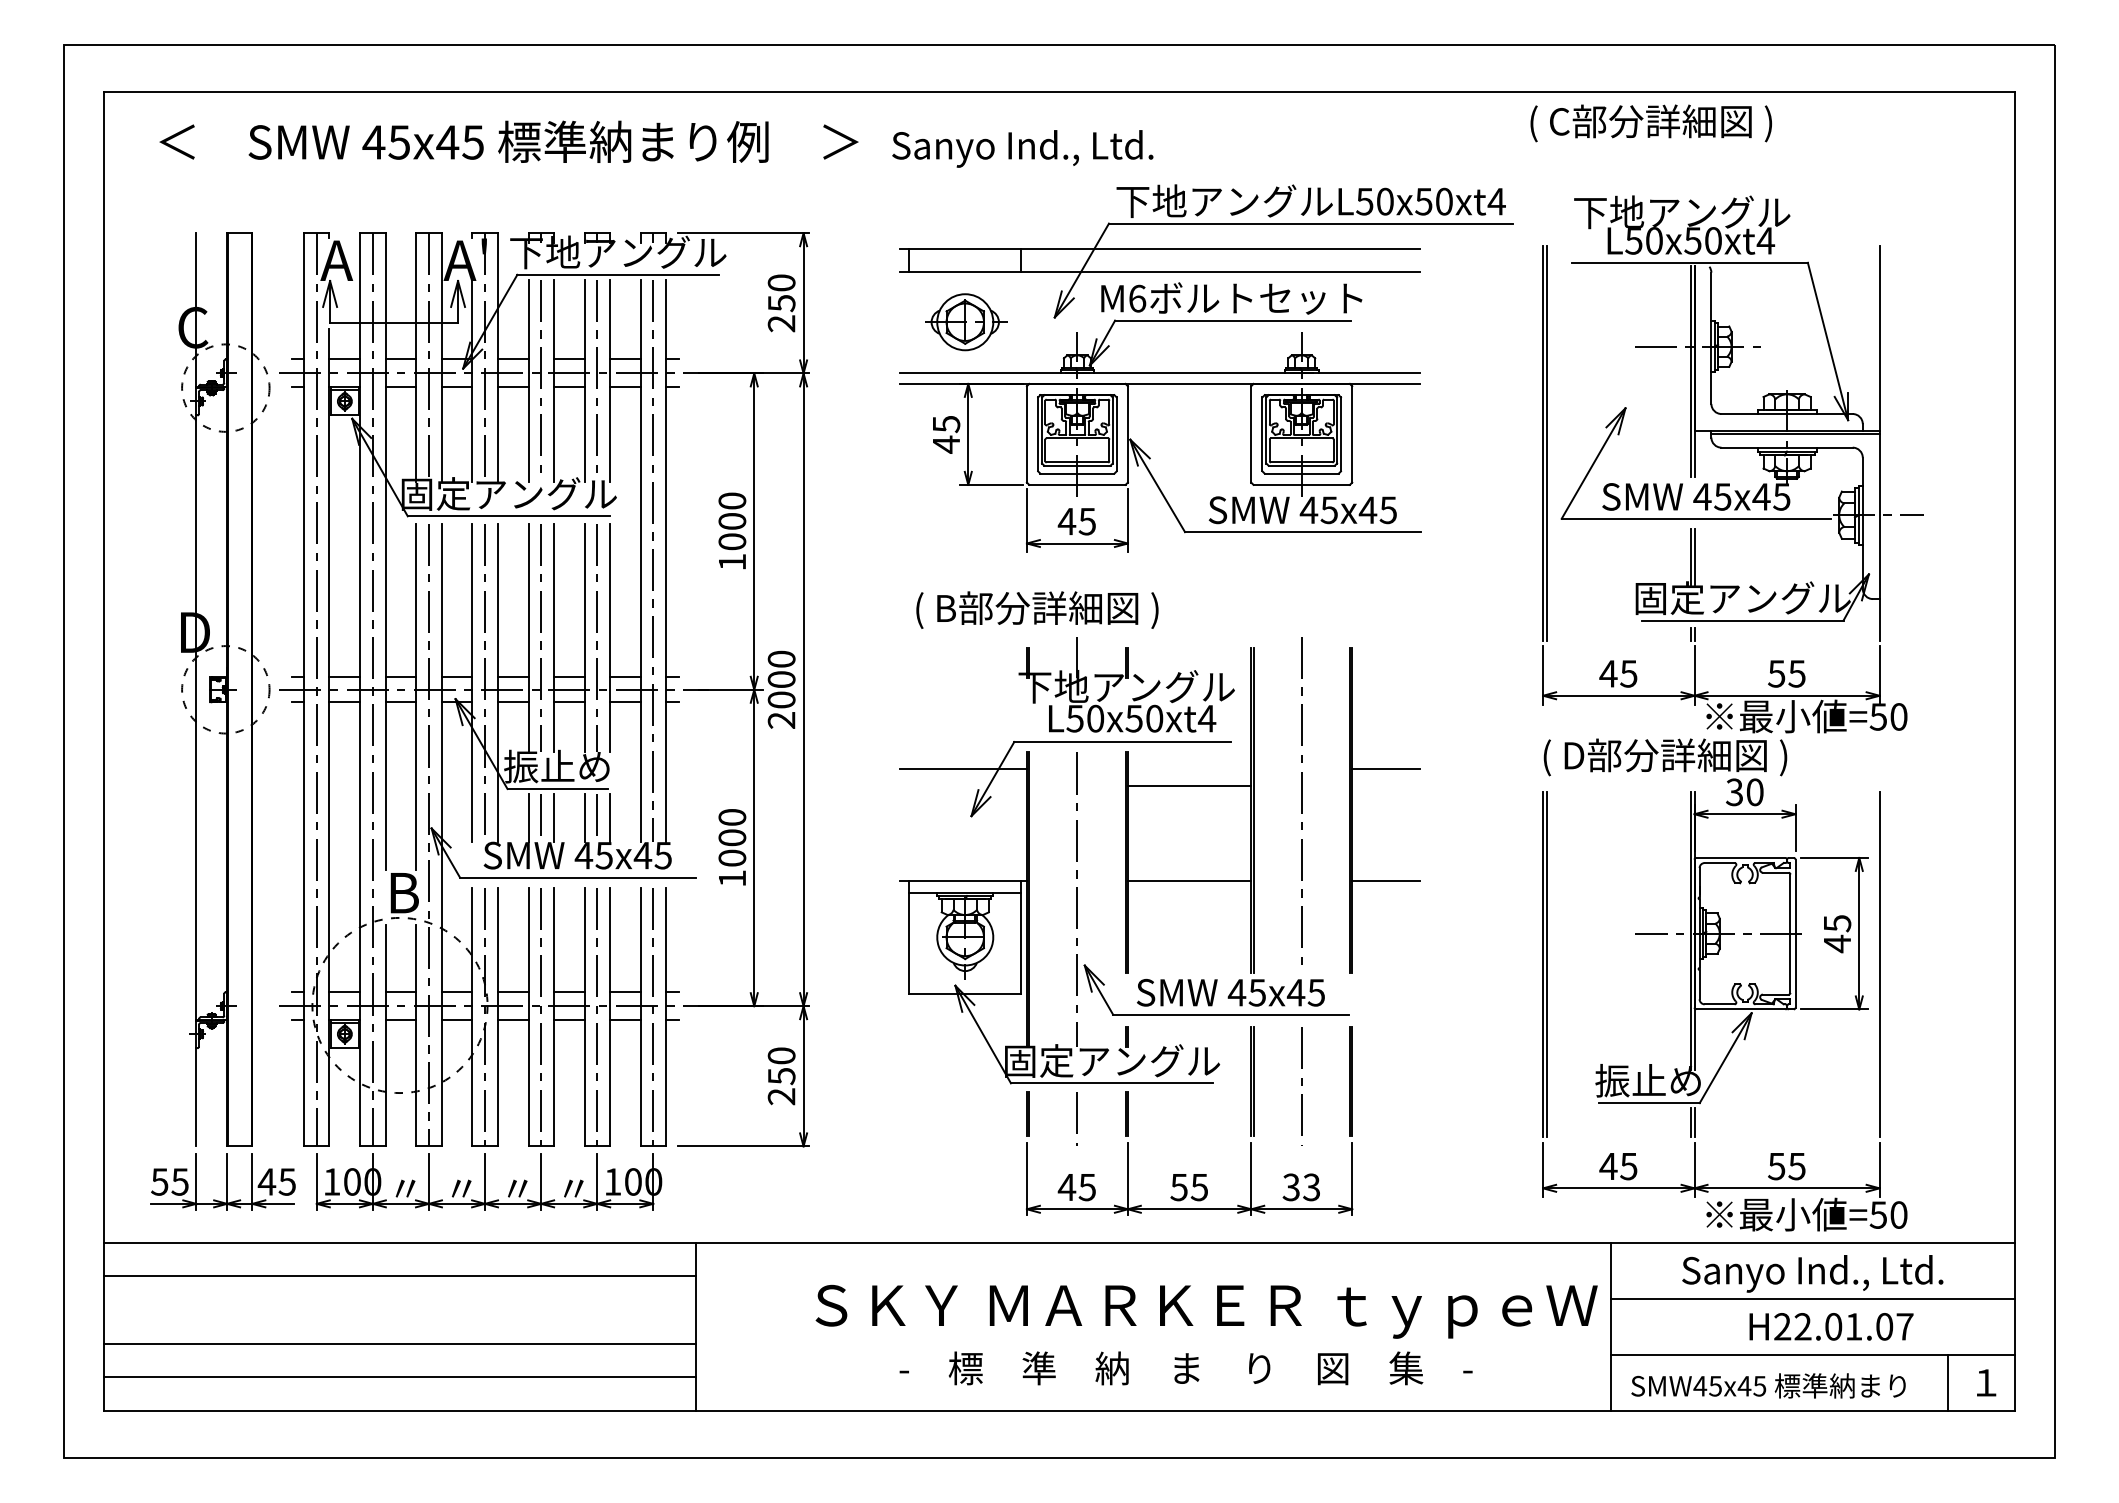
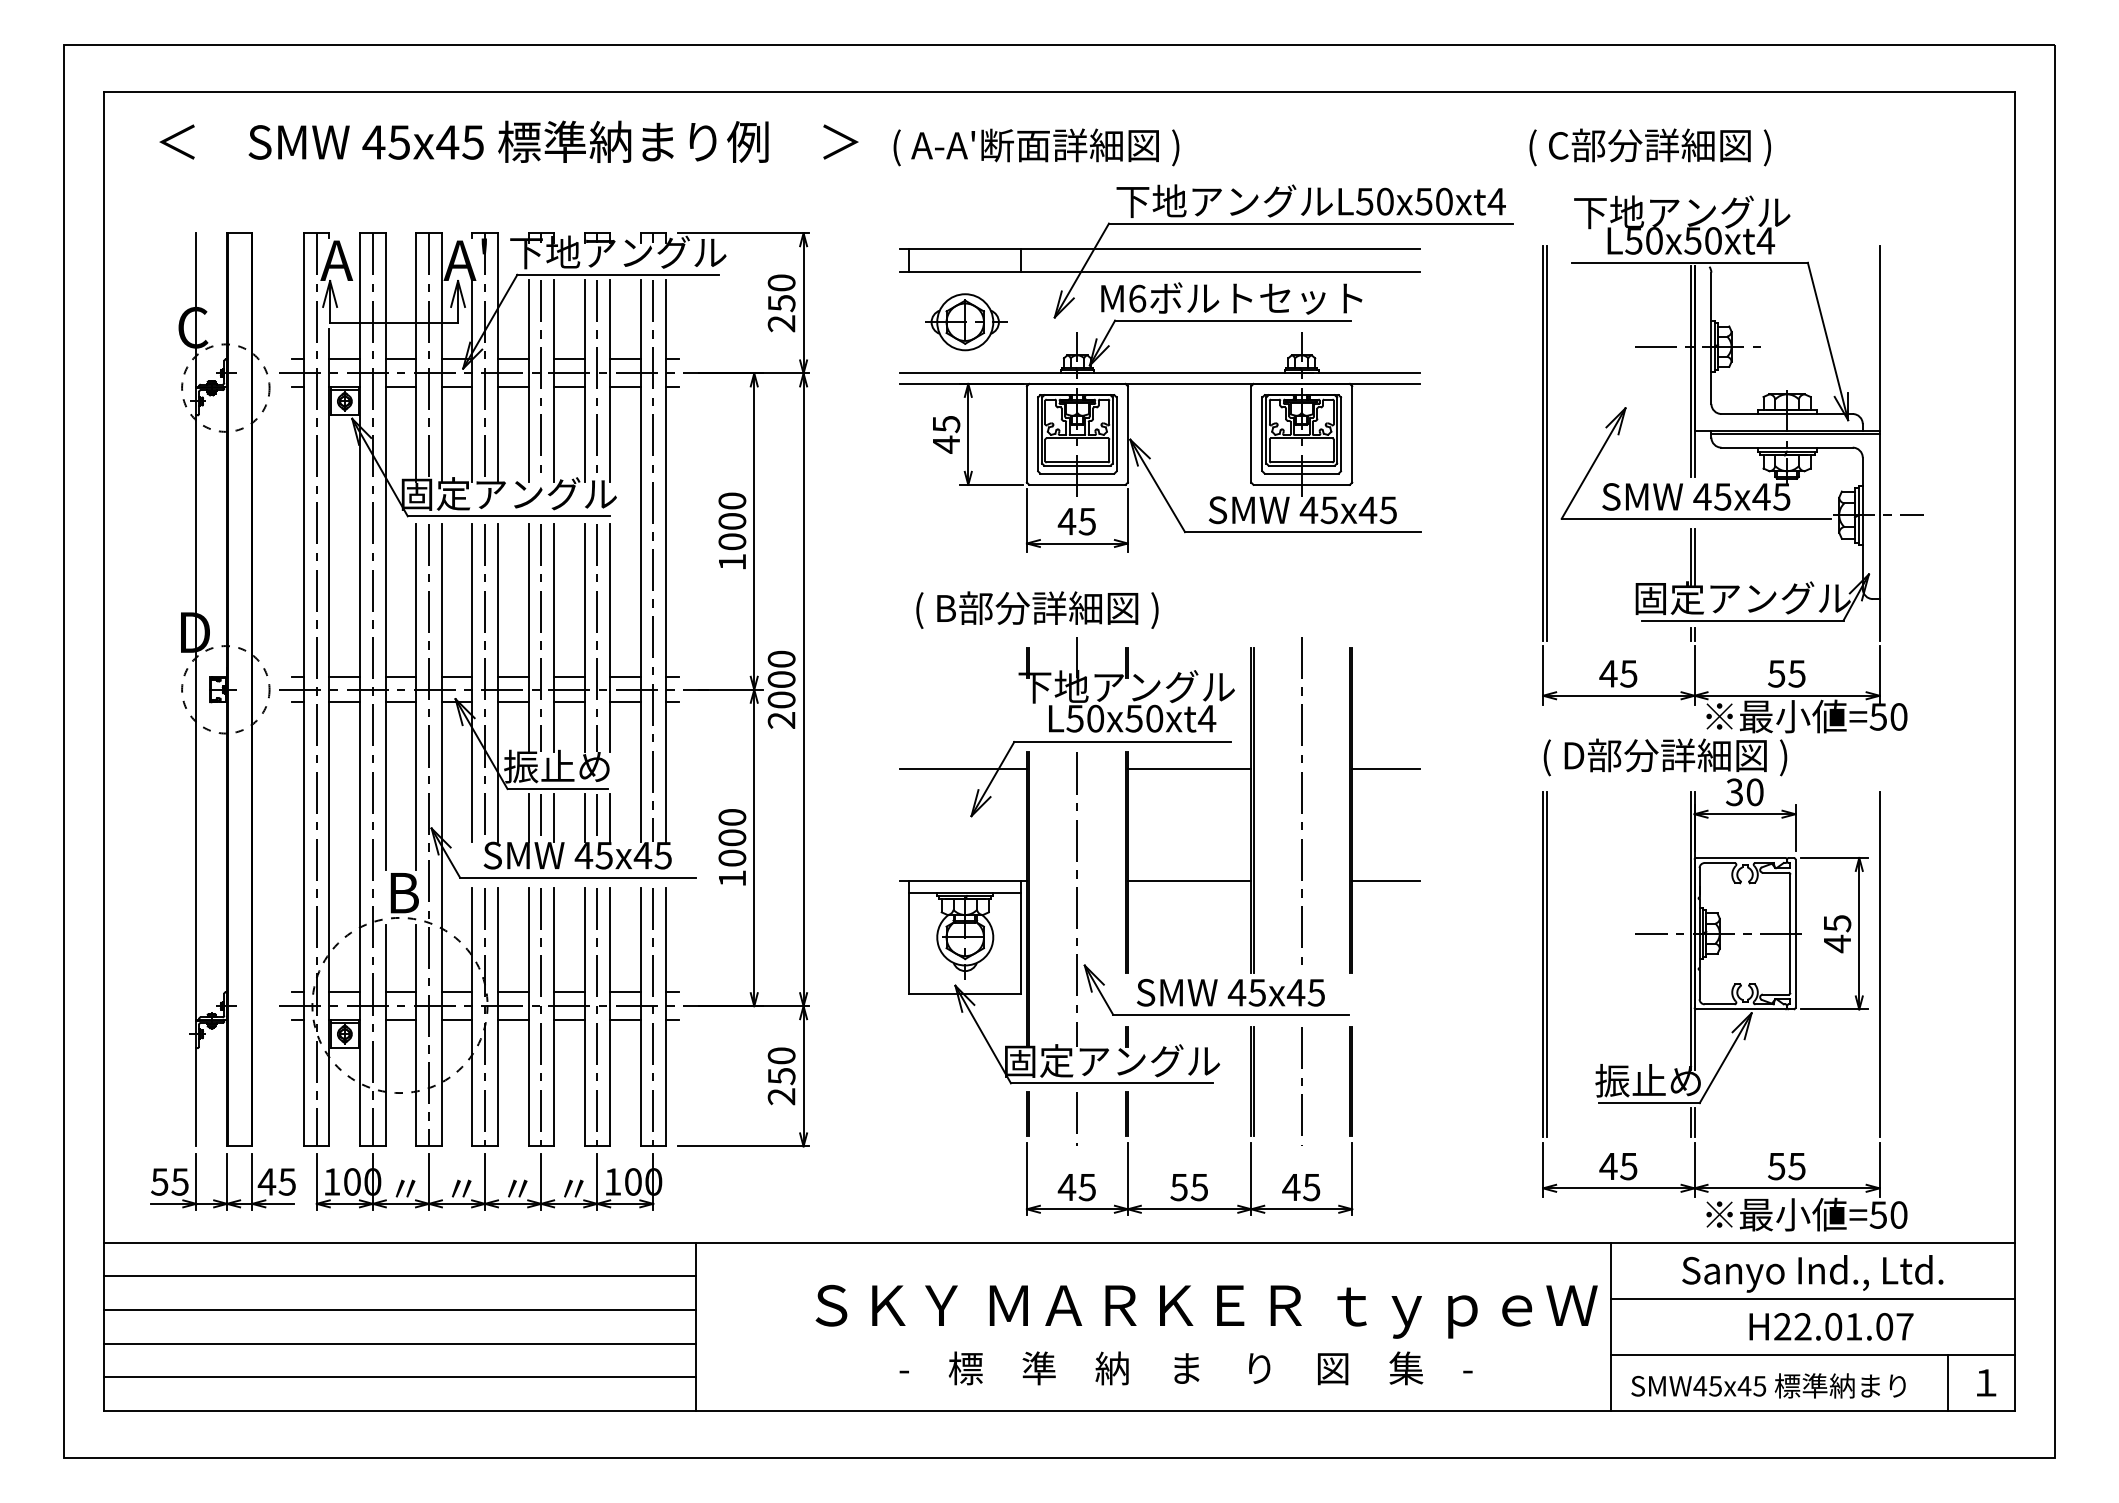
text position: (1650, 123) -> (1649, 147) (1649, 147)
text: Sanyo Ind., Ltd. -> ( A-A'断面詳細図 ) (1035, 147)
line position: (1189, 786) -> (1189, 769) (1189, 769)
text: 33 -> 45 (1301, 1187)
line: none -> present (399, 1310)
